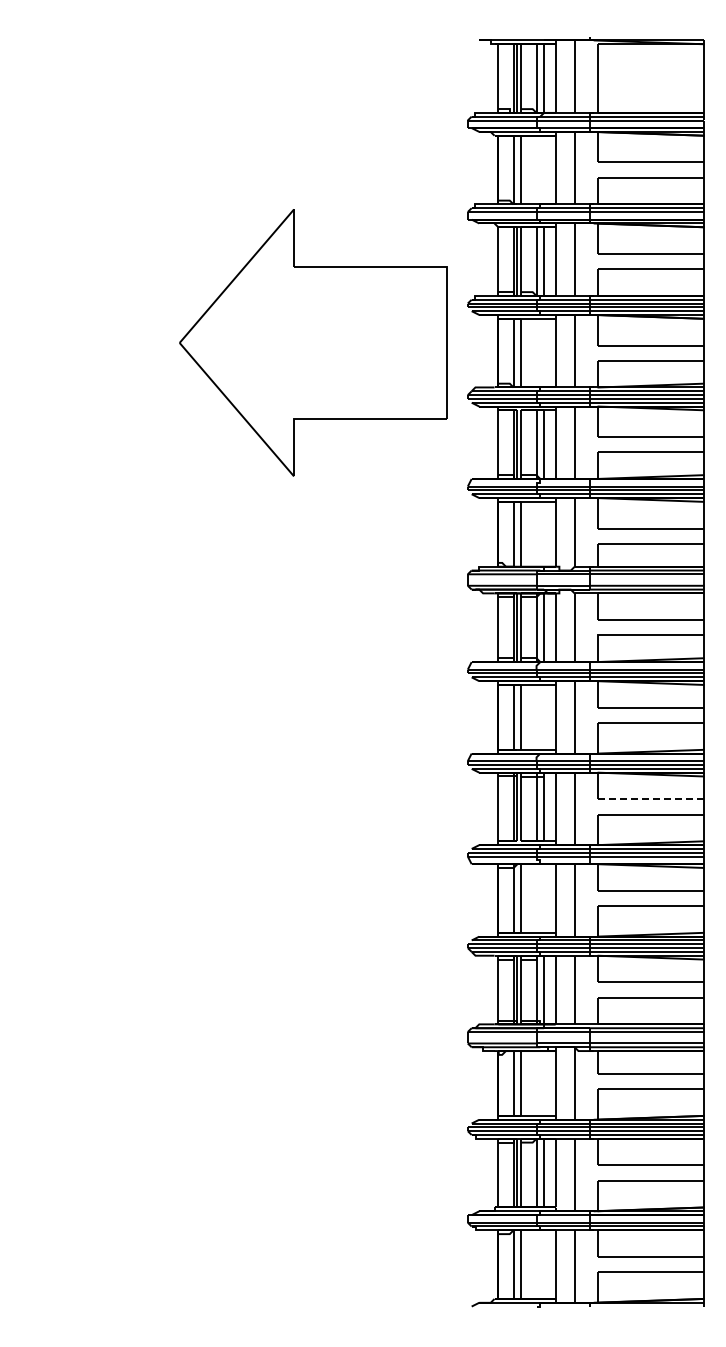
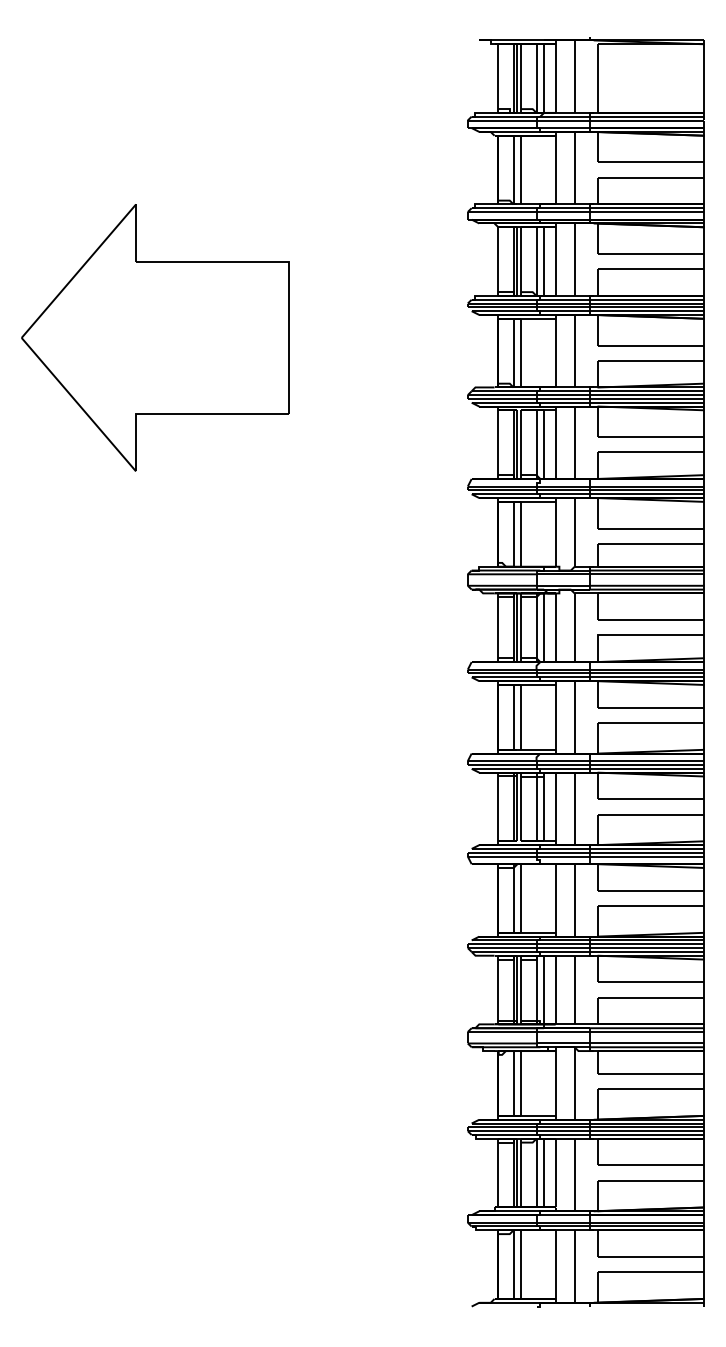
part position: (313, 342) -> (155, 337) (155, 337)
line: dashed -> solid (650, 799)
